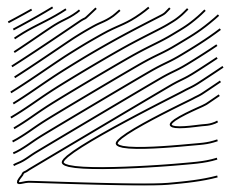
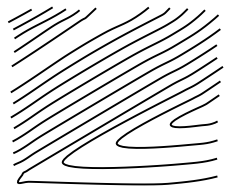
curve: present -> none (67, 43)
